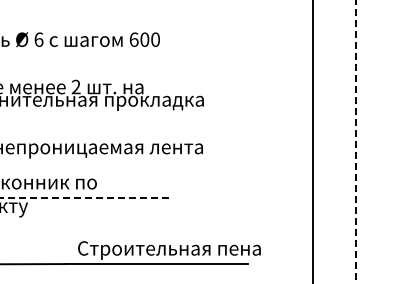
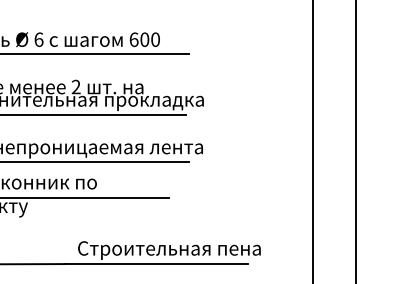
line: none -> present (95, 53)
line: none -> present (94, 114)
line: dashed -> solid (356, 142)
line: none -> present (95, 162)
line: dashed -> solid (84, 197)
